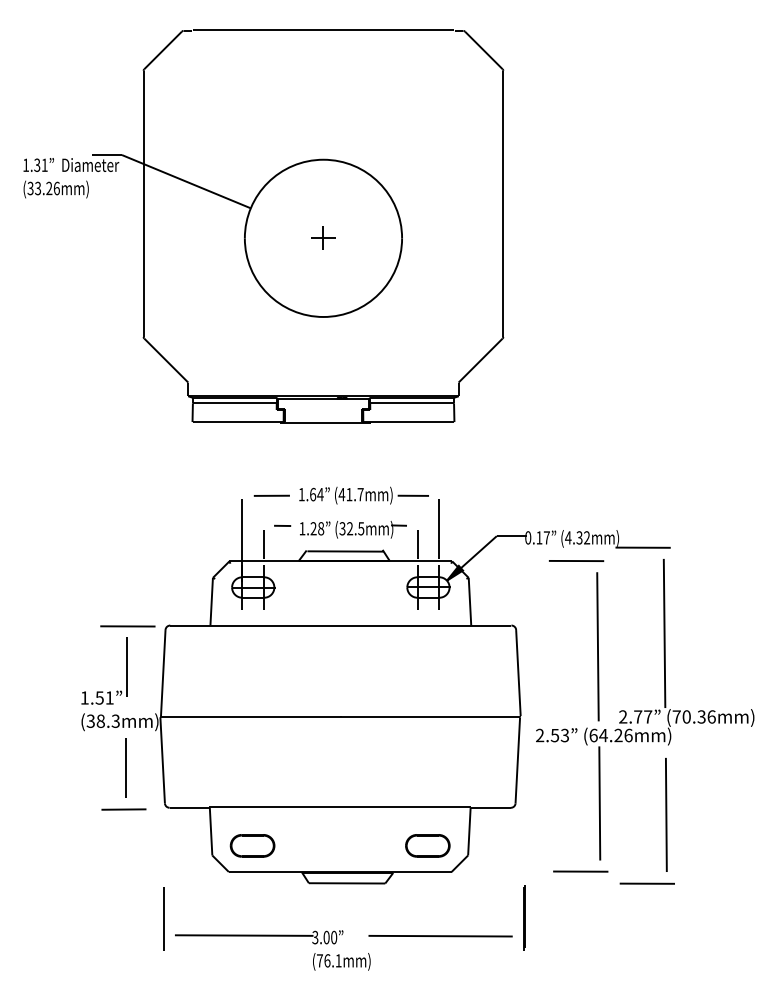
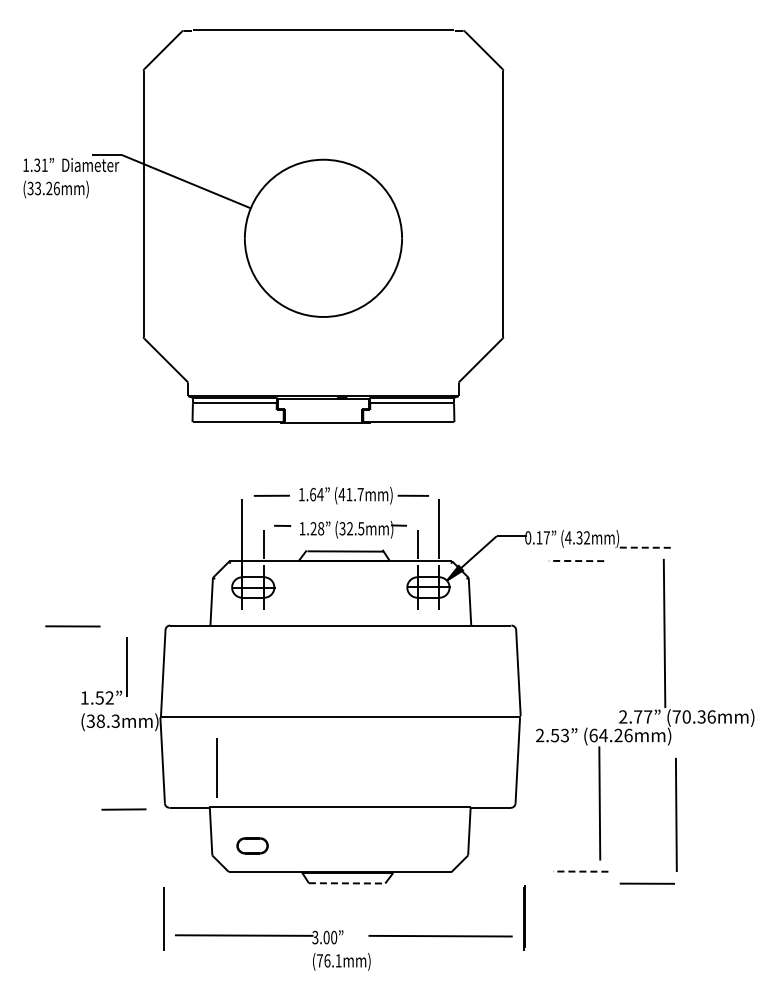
part: present -> none (323, 237)
line: solid -> dashed (643, 547)
line: solid -> dashed (576, 561)
line position: (127, 626) -> (72, 626) (72, 626)
line: present -> none (597, 646)
text: 1.51 -> 1.52 (109, 697)
line position: (125, 767) -> (216, 767) (216, 767)
line position: (666, 814) -> (676, 814) (676, 814)
part size: 47x24 px -> 33x18 px (252, 845)
part: present -> none (427, 845)
line: solid -> dashed (580, 871)
line: solid -> dashed (347, 883)
